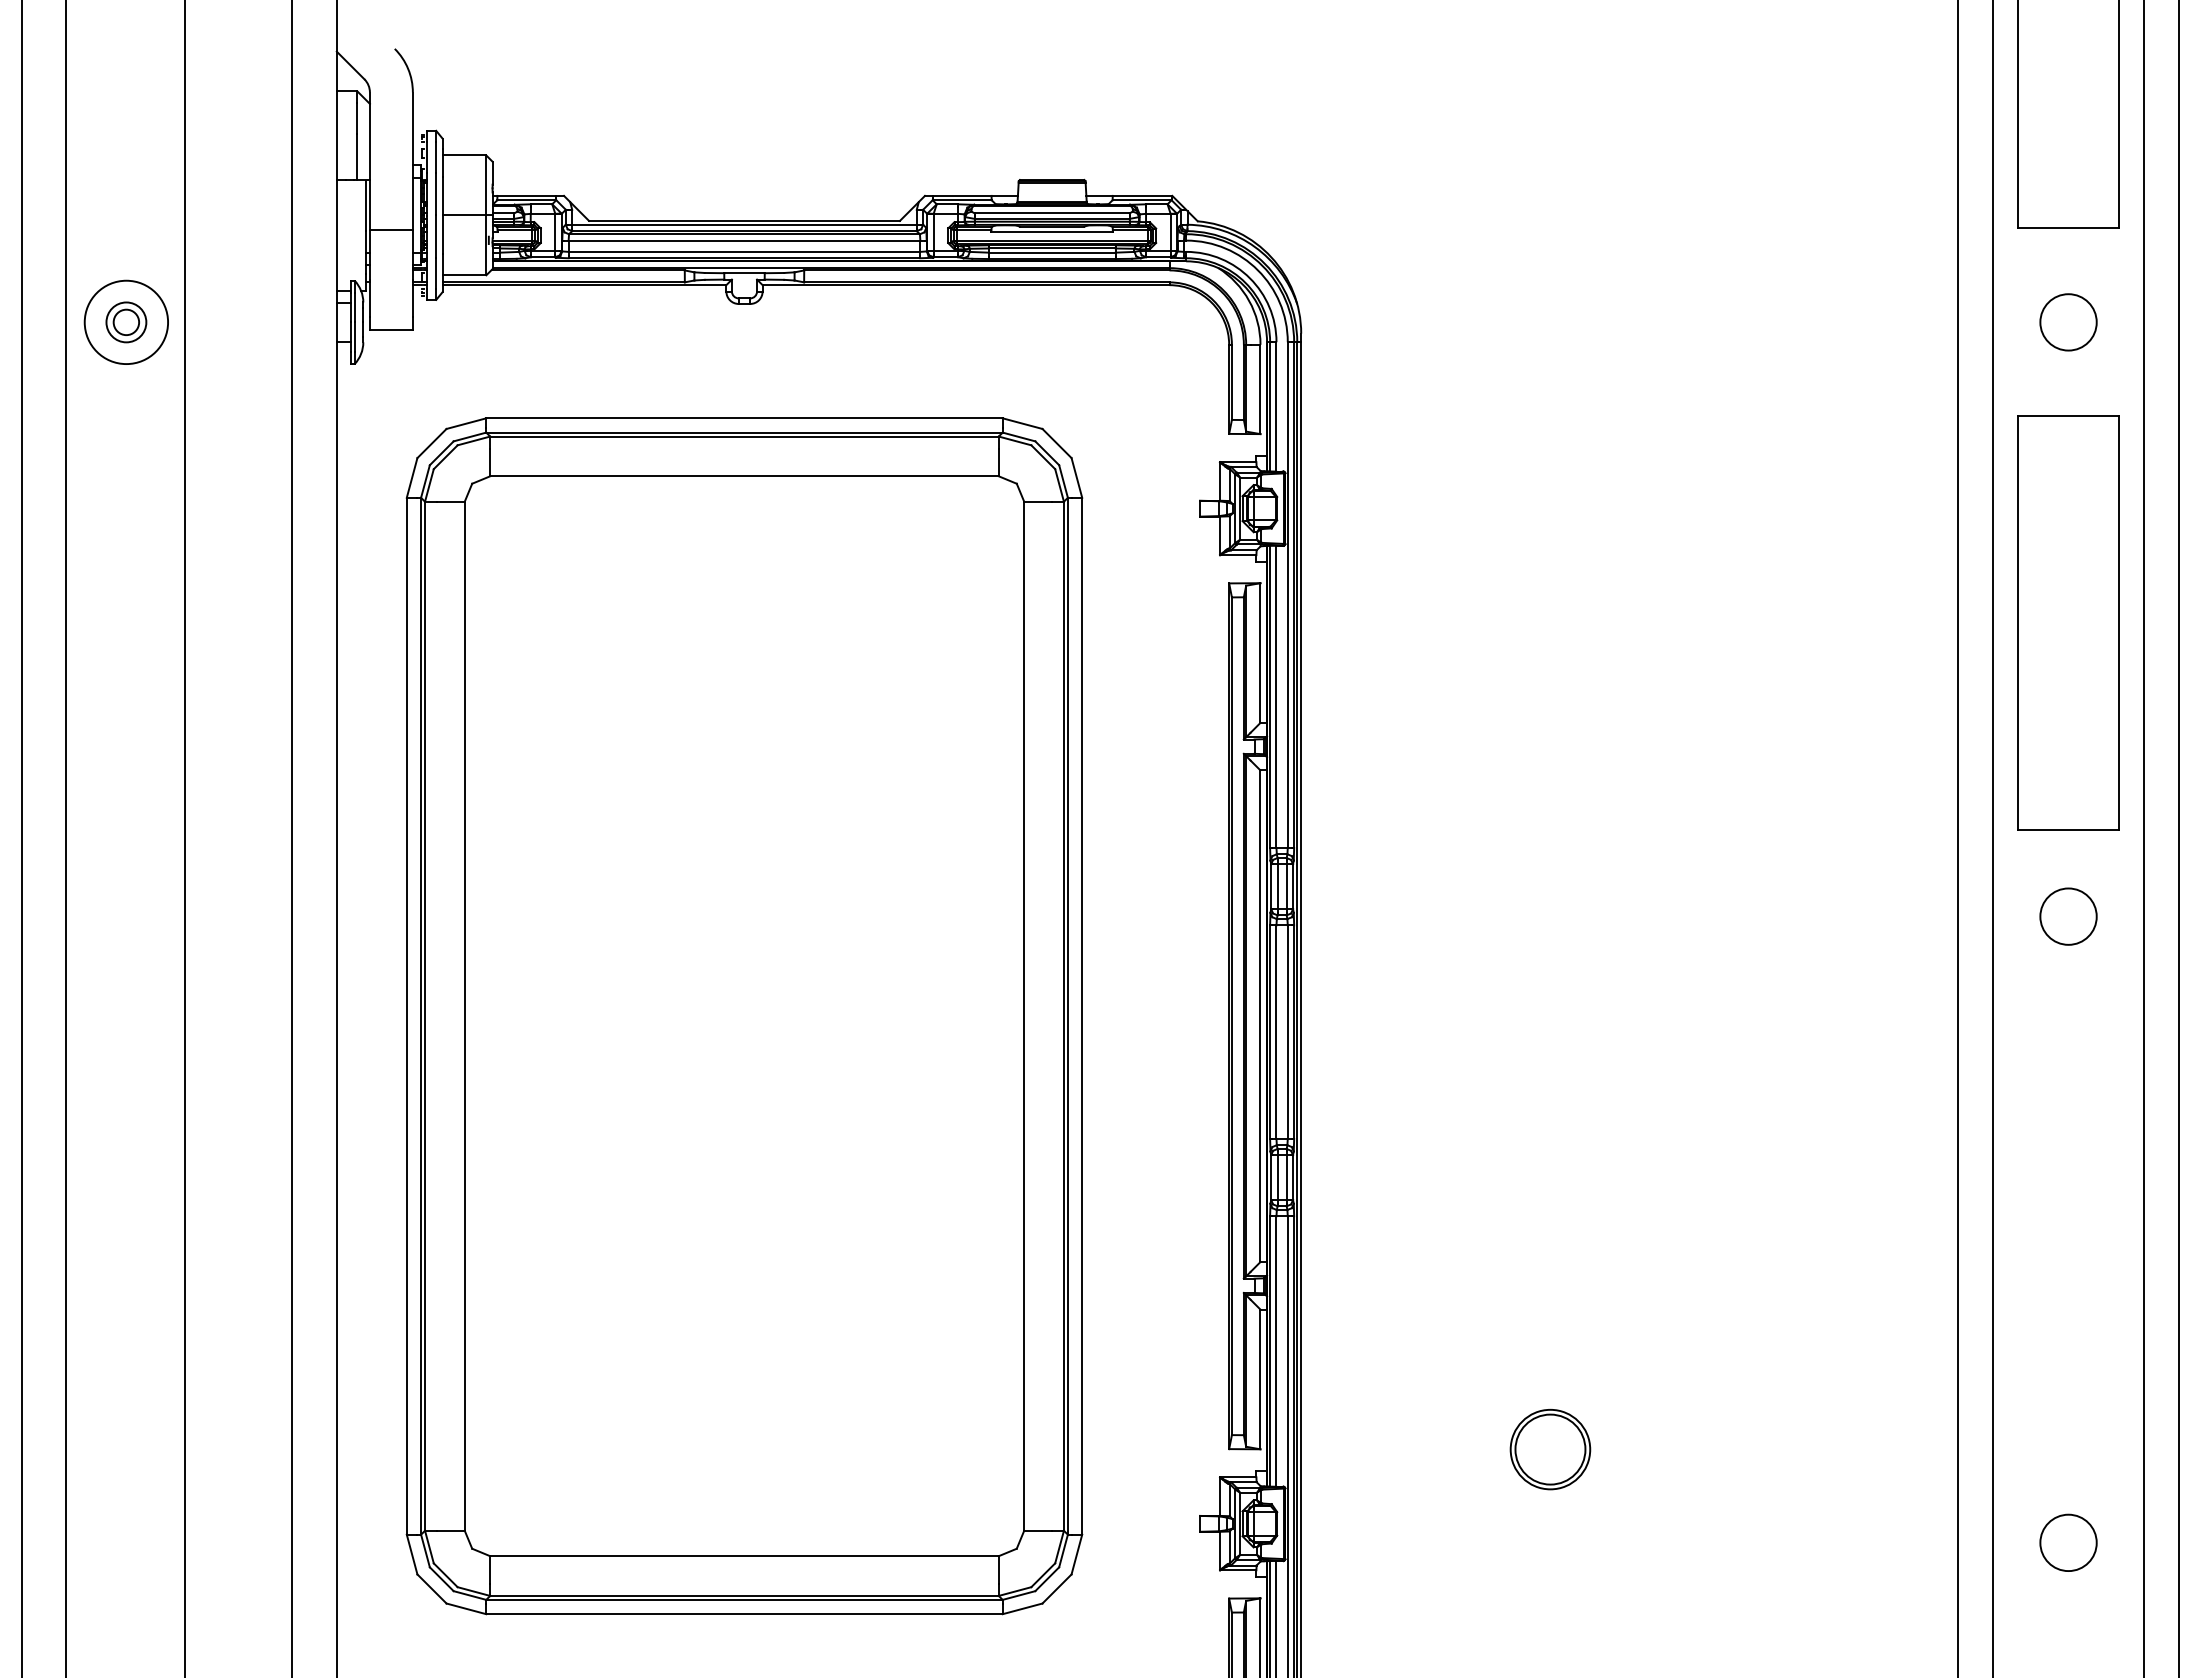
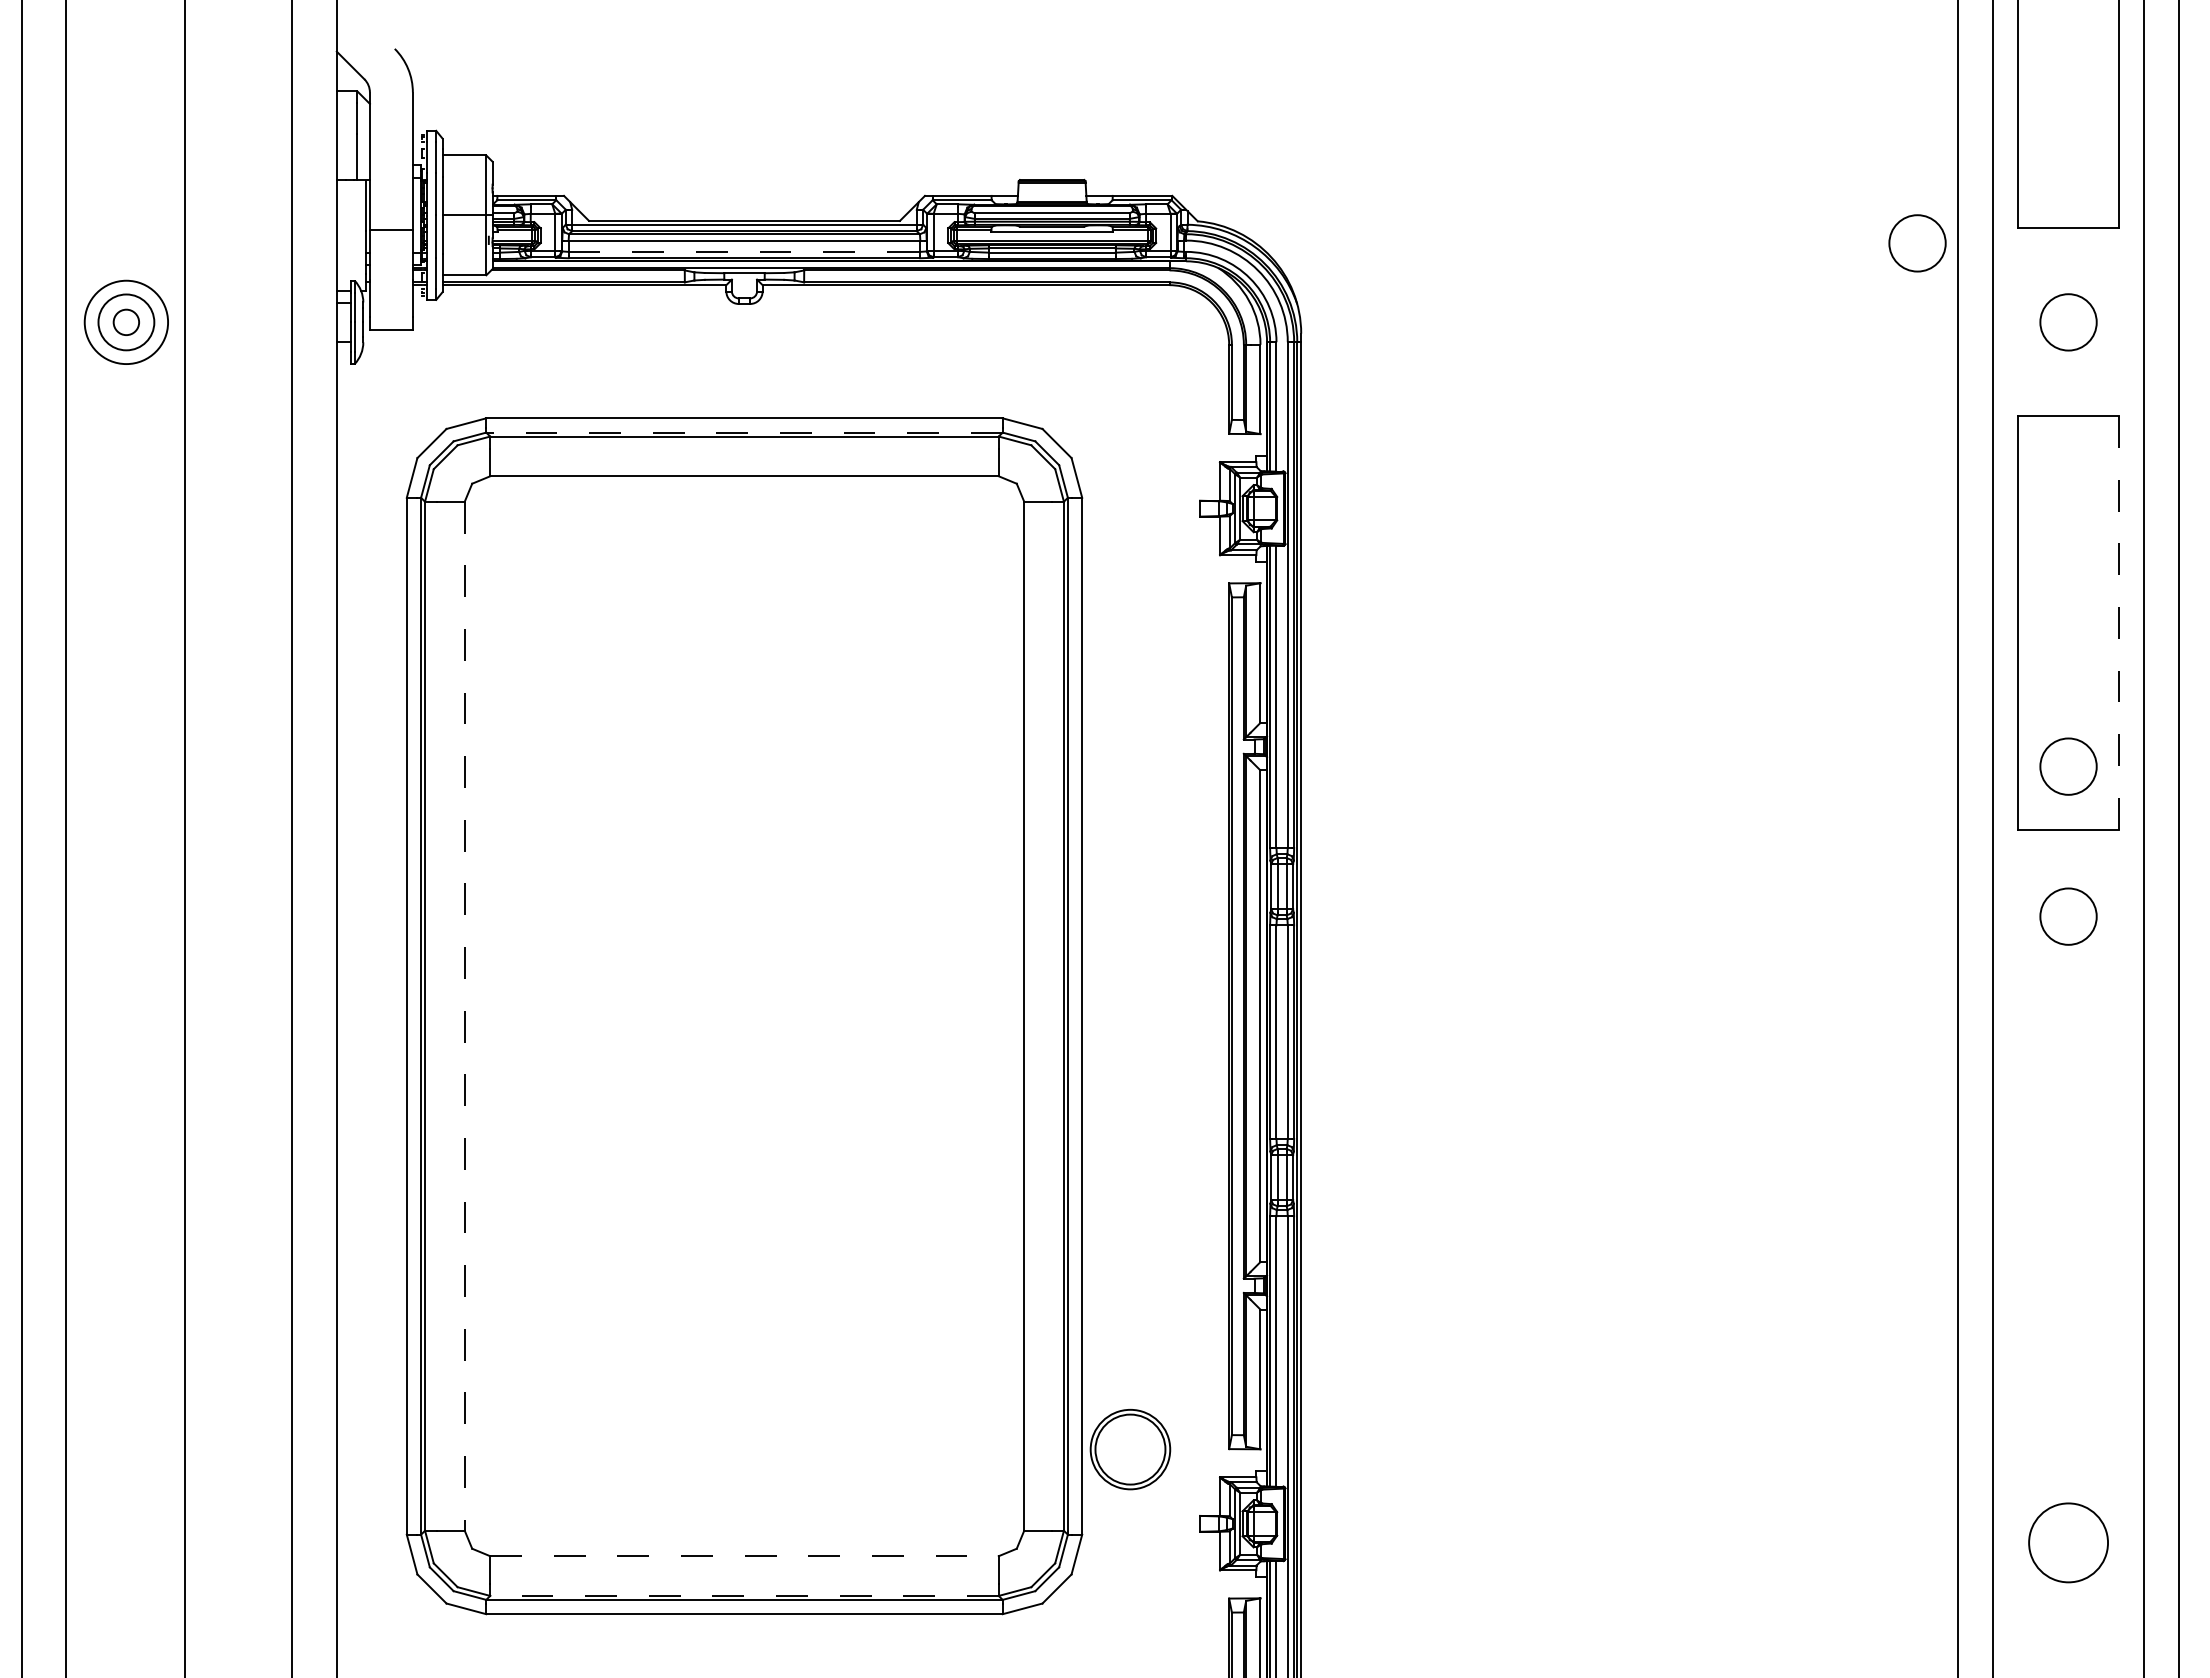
circle: none -> present (1917, 243)
line: solid -> dashed (744, 251)
circle diameter: 40 px -> 56 px (126, 322)
line: solid -> dashed (744, 432)
line: solid -> dashed (2118, 622)
circle: none -> present (2068, 766)
line: solid -> dashed (464, 1016)
part position: (1550, 1449) -> (1130, 1449) (1130, 1449)
circle diameter: 56 px -> 79 px (2068, 1542)
line: solid -> dashed (745, 1556)
line: solid -> dashed (744, 1595)
